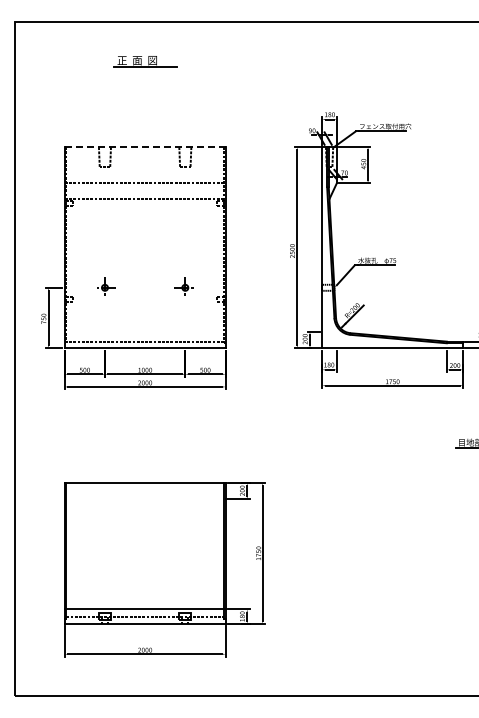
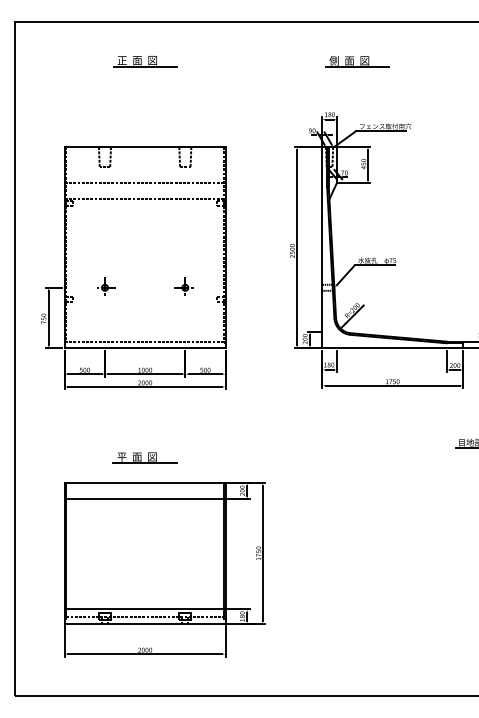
part: none -> present (357, 61)
line: dashed -> solid (144, 147)
part: none -> present (144, 457)
line: none -> present (144, 499)
